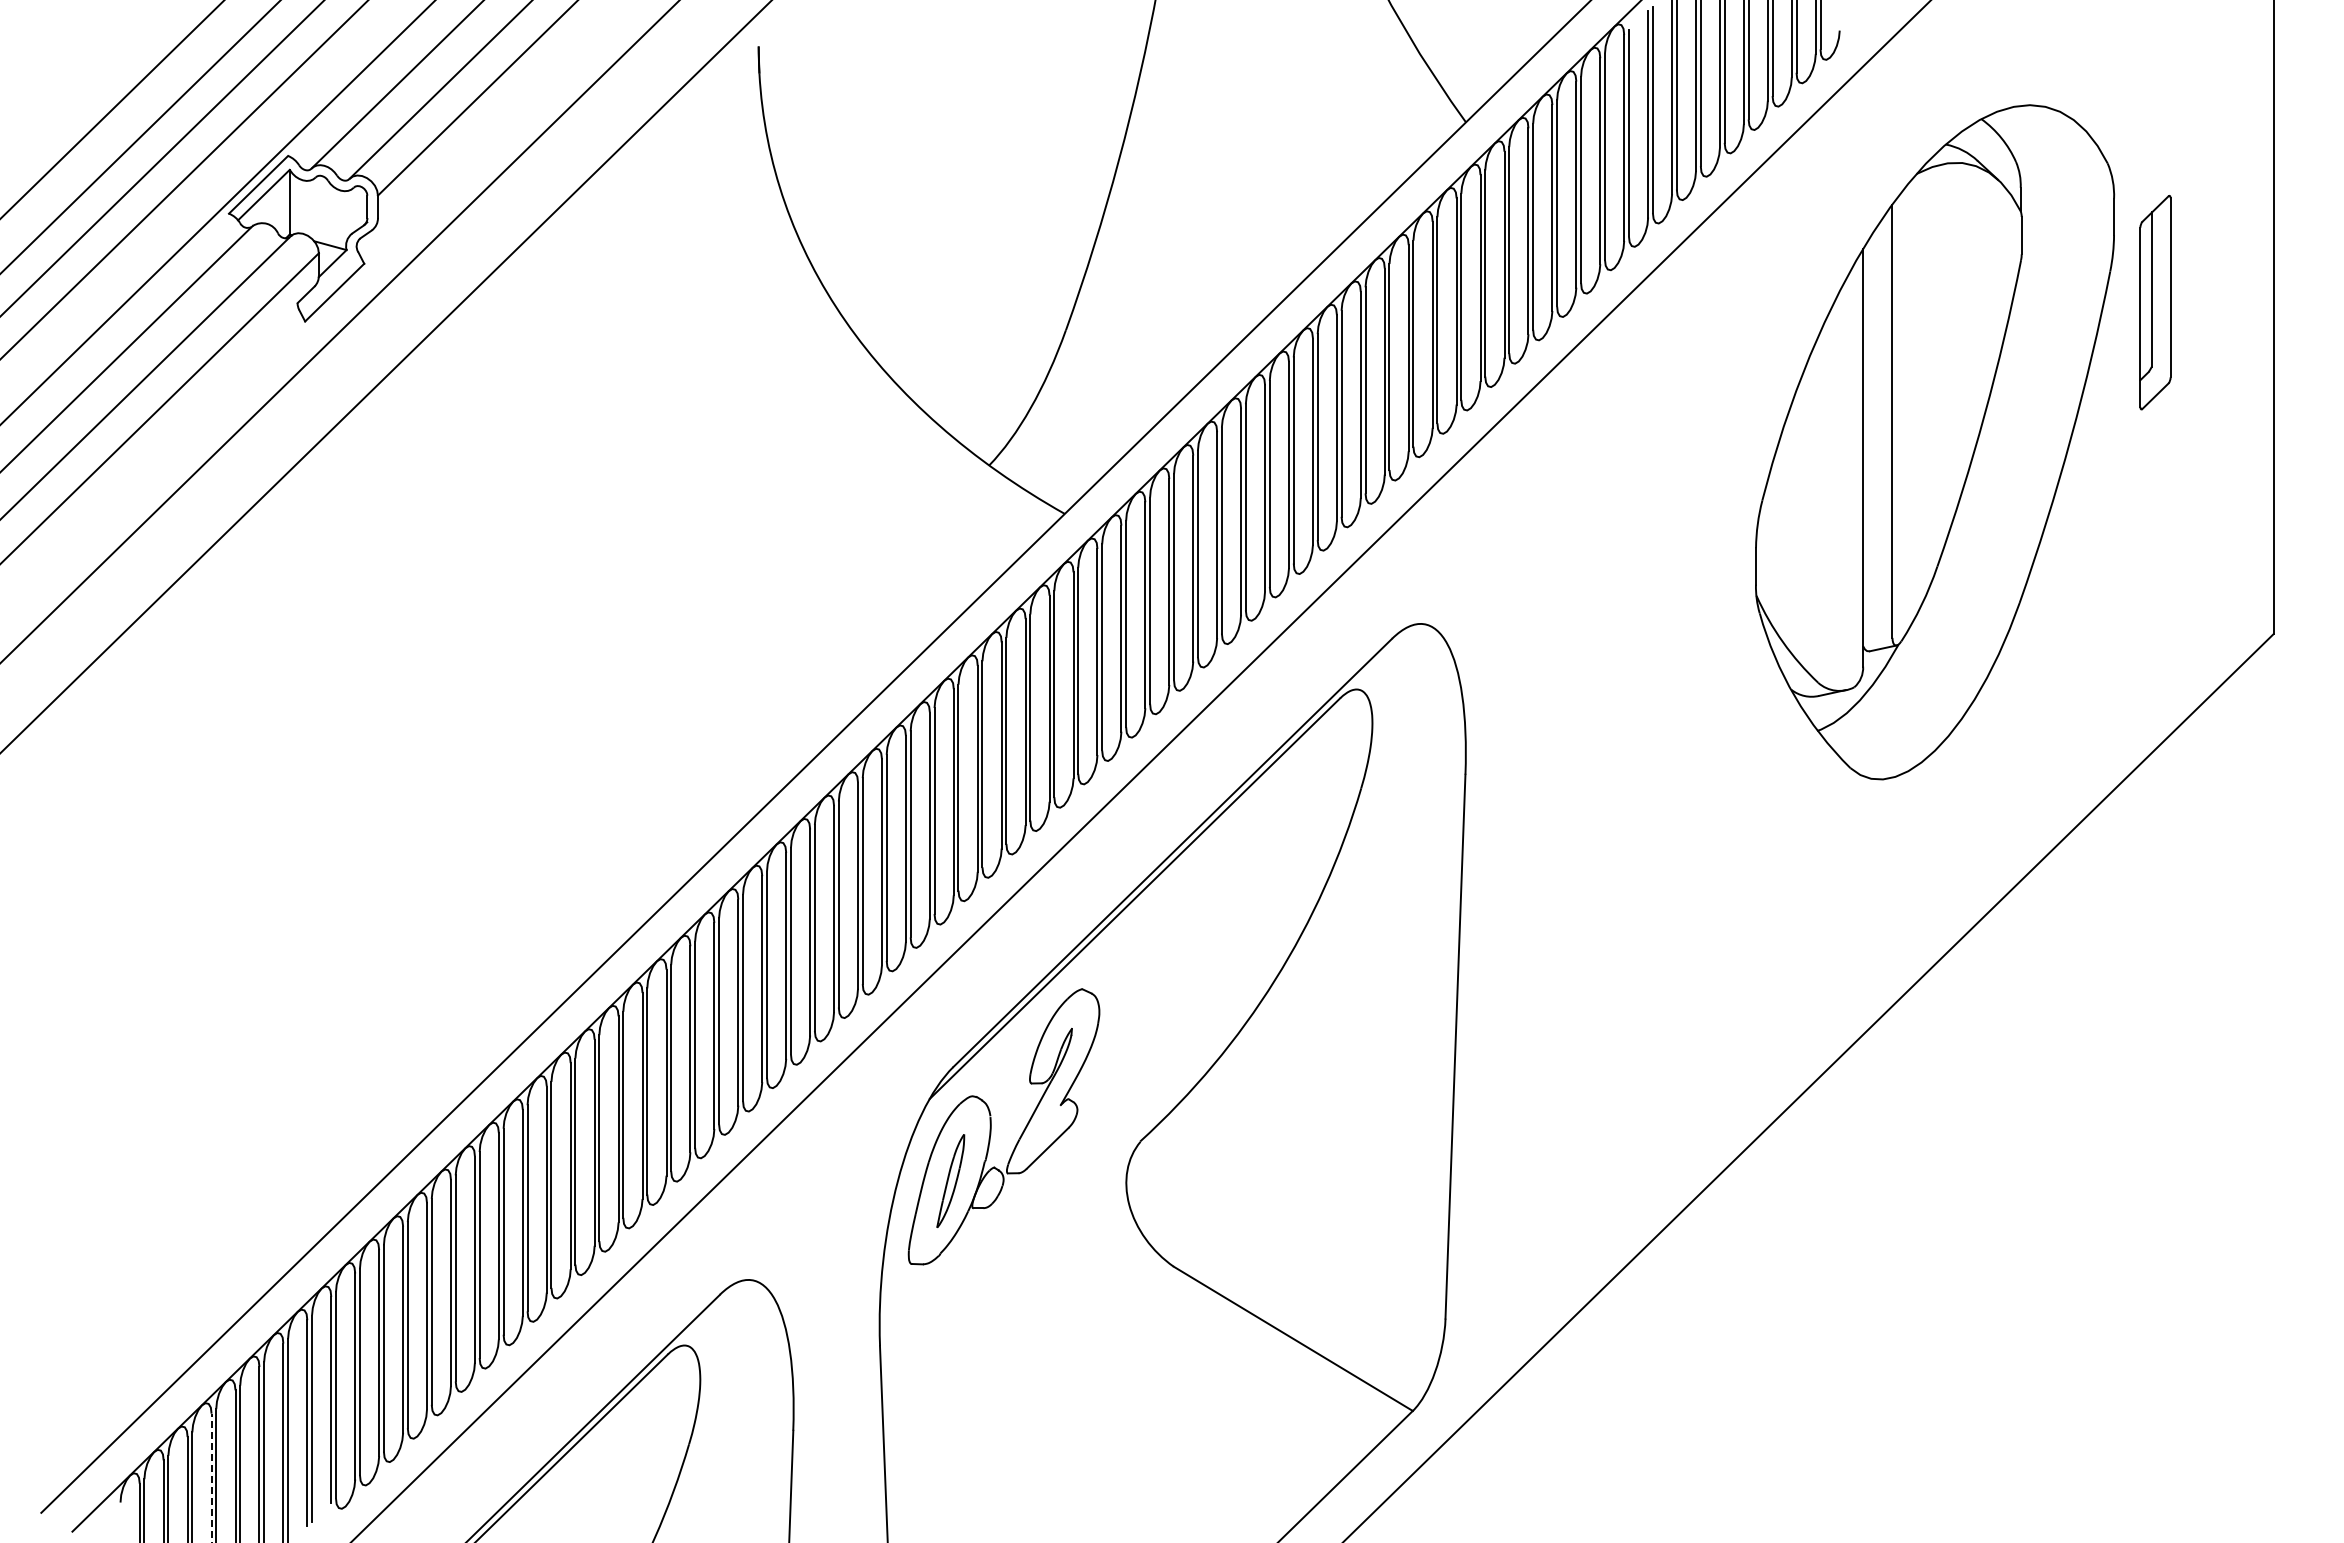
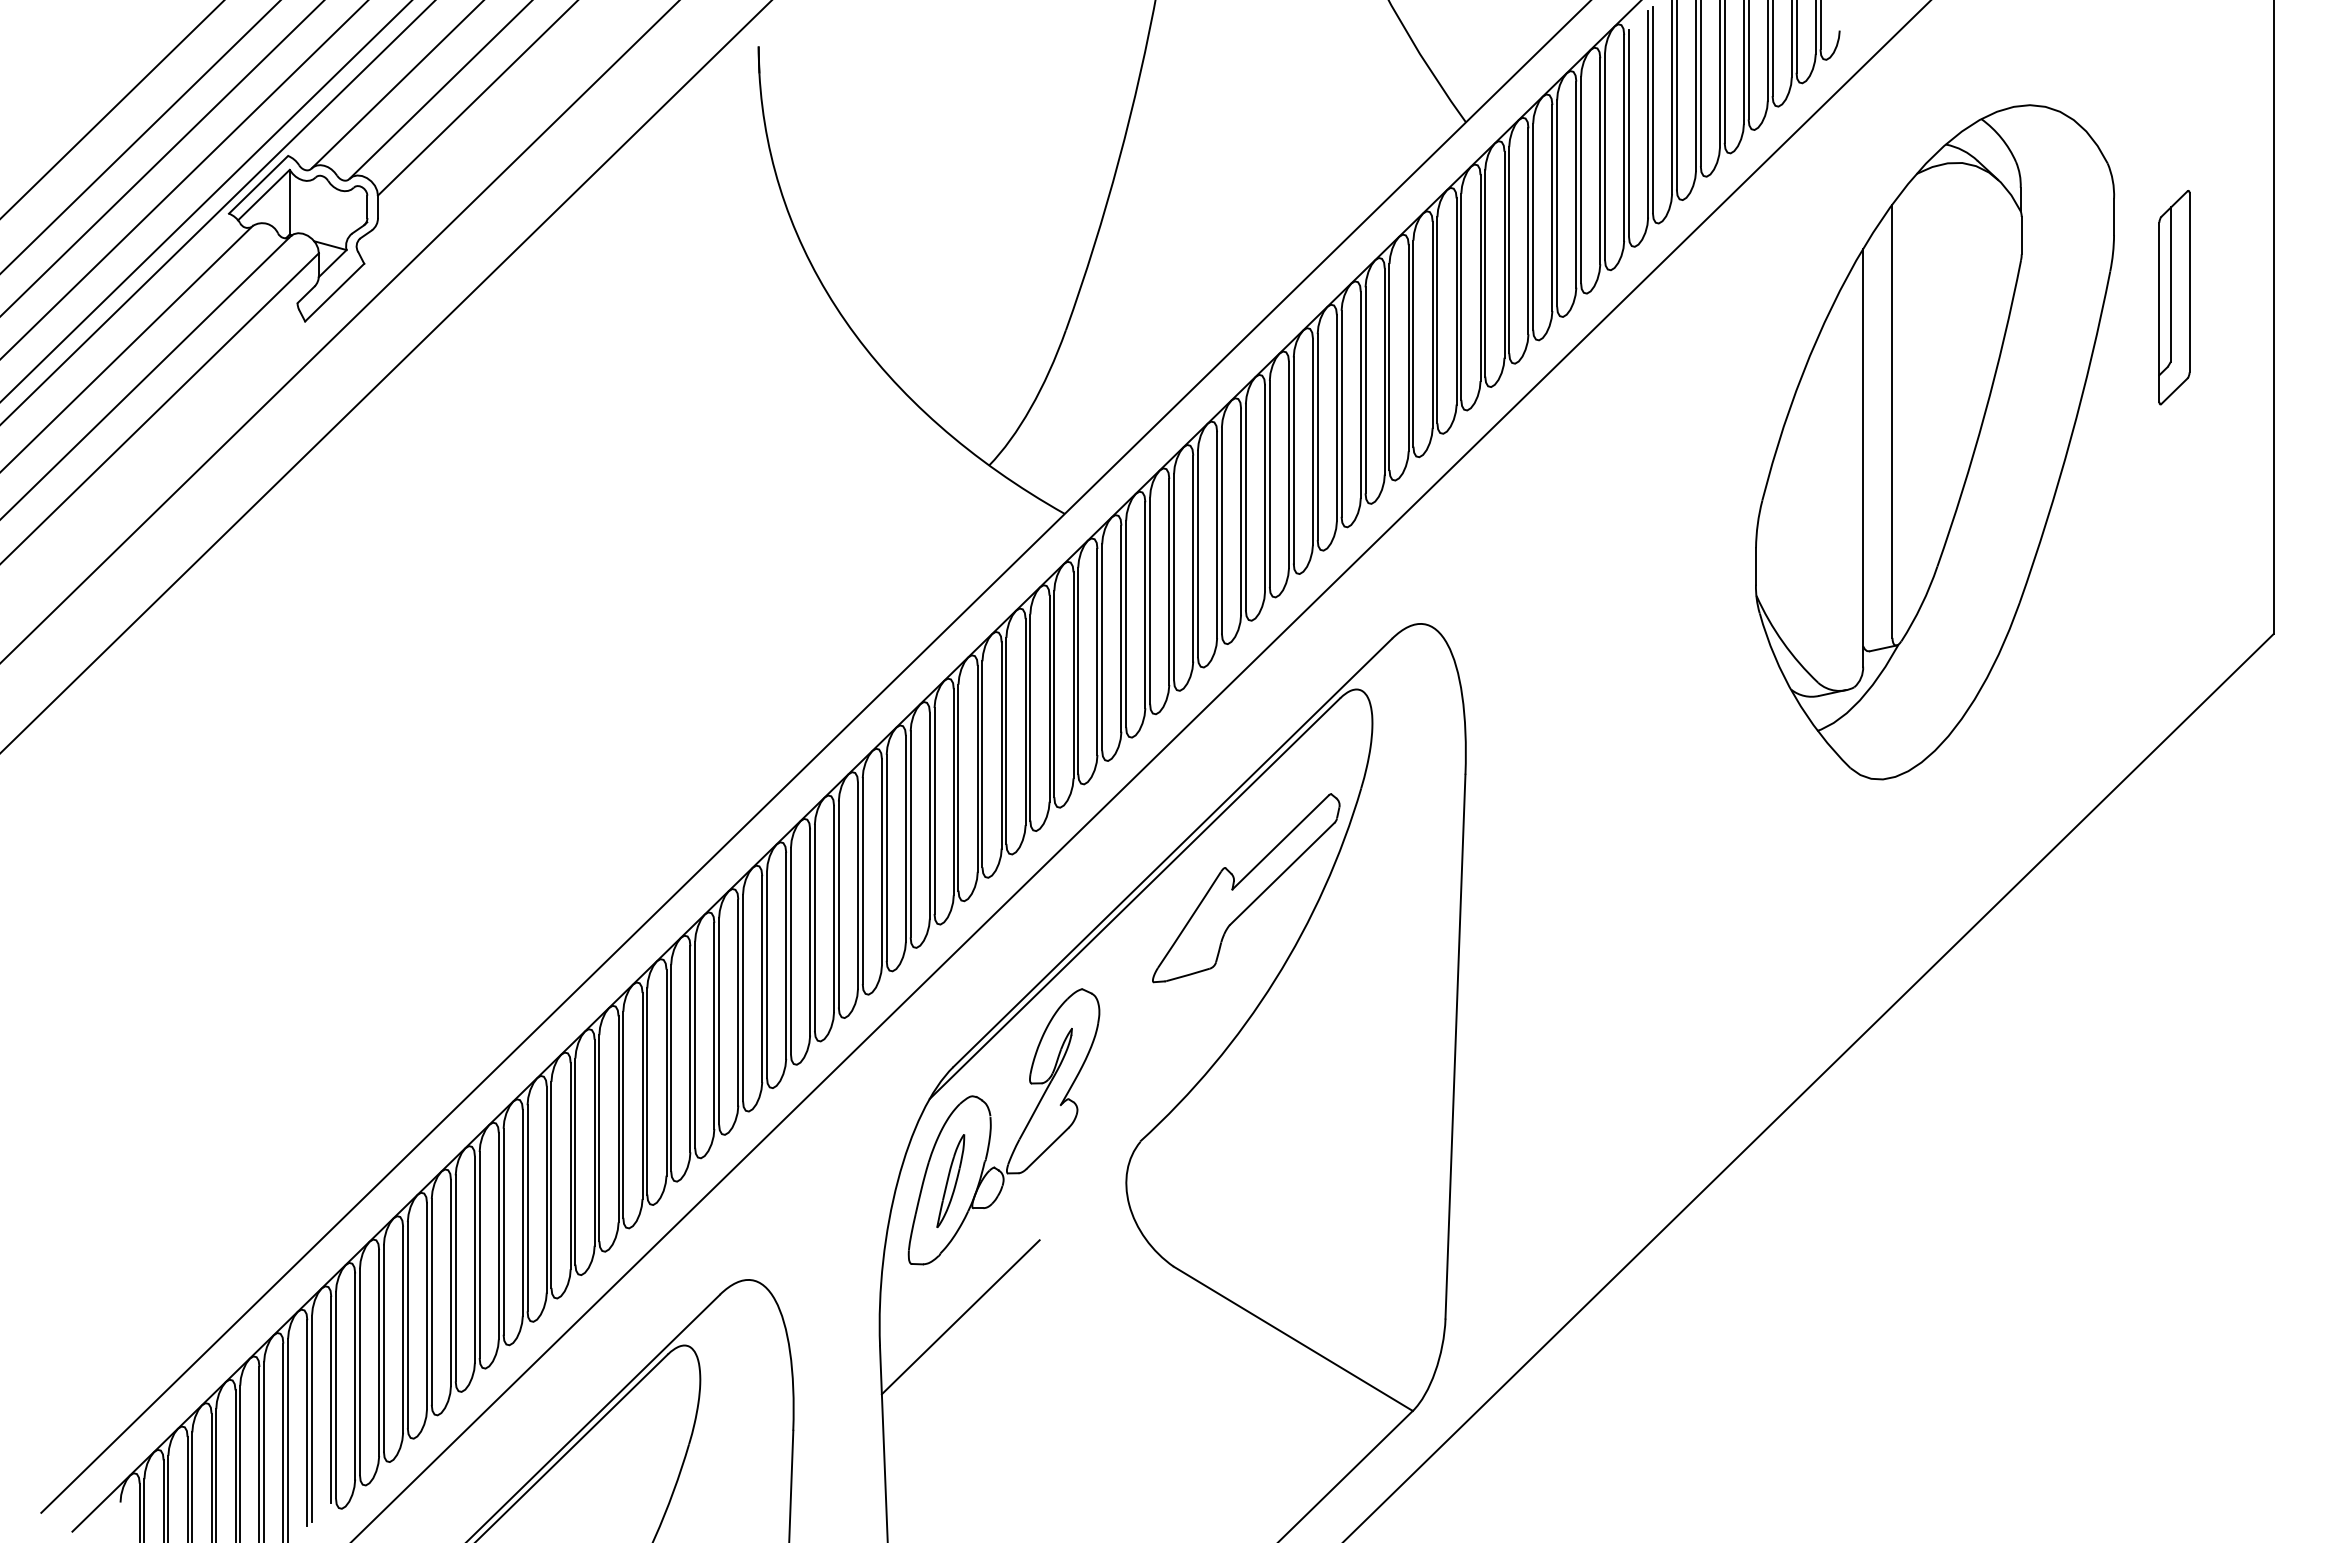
line: none -> present (206, 201)
part position: (2155, 302) -> (2174, 297) (2174, 297)
part: none -> present (1246, 888)
line: none -> present (960, 1317)
line: dashed -> solid (211, 1477)
